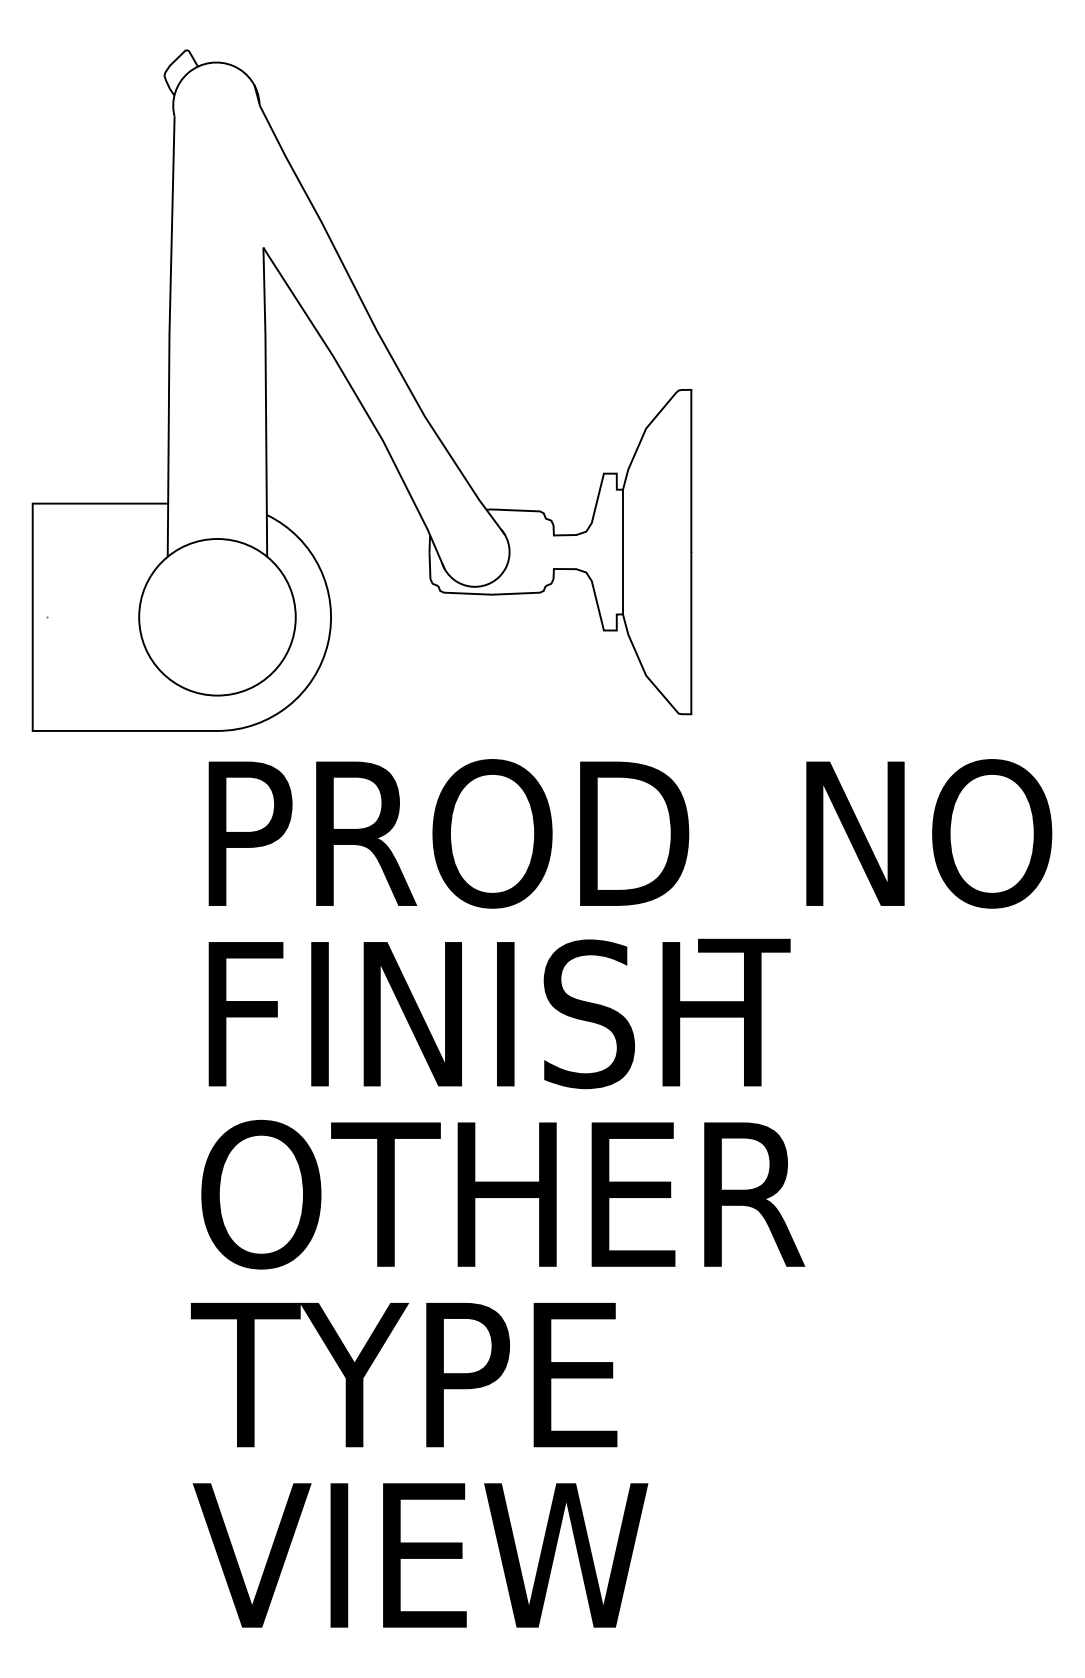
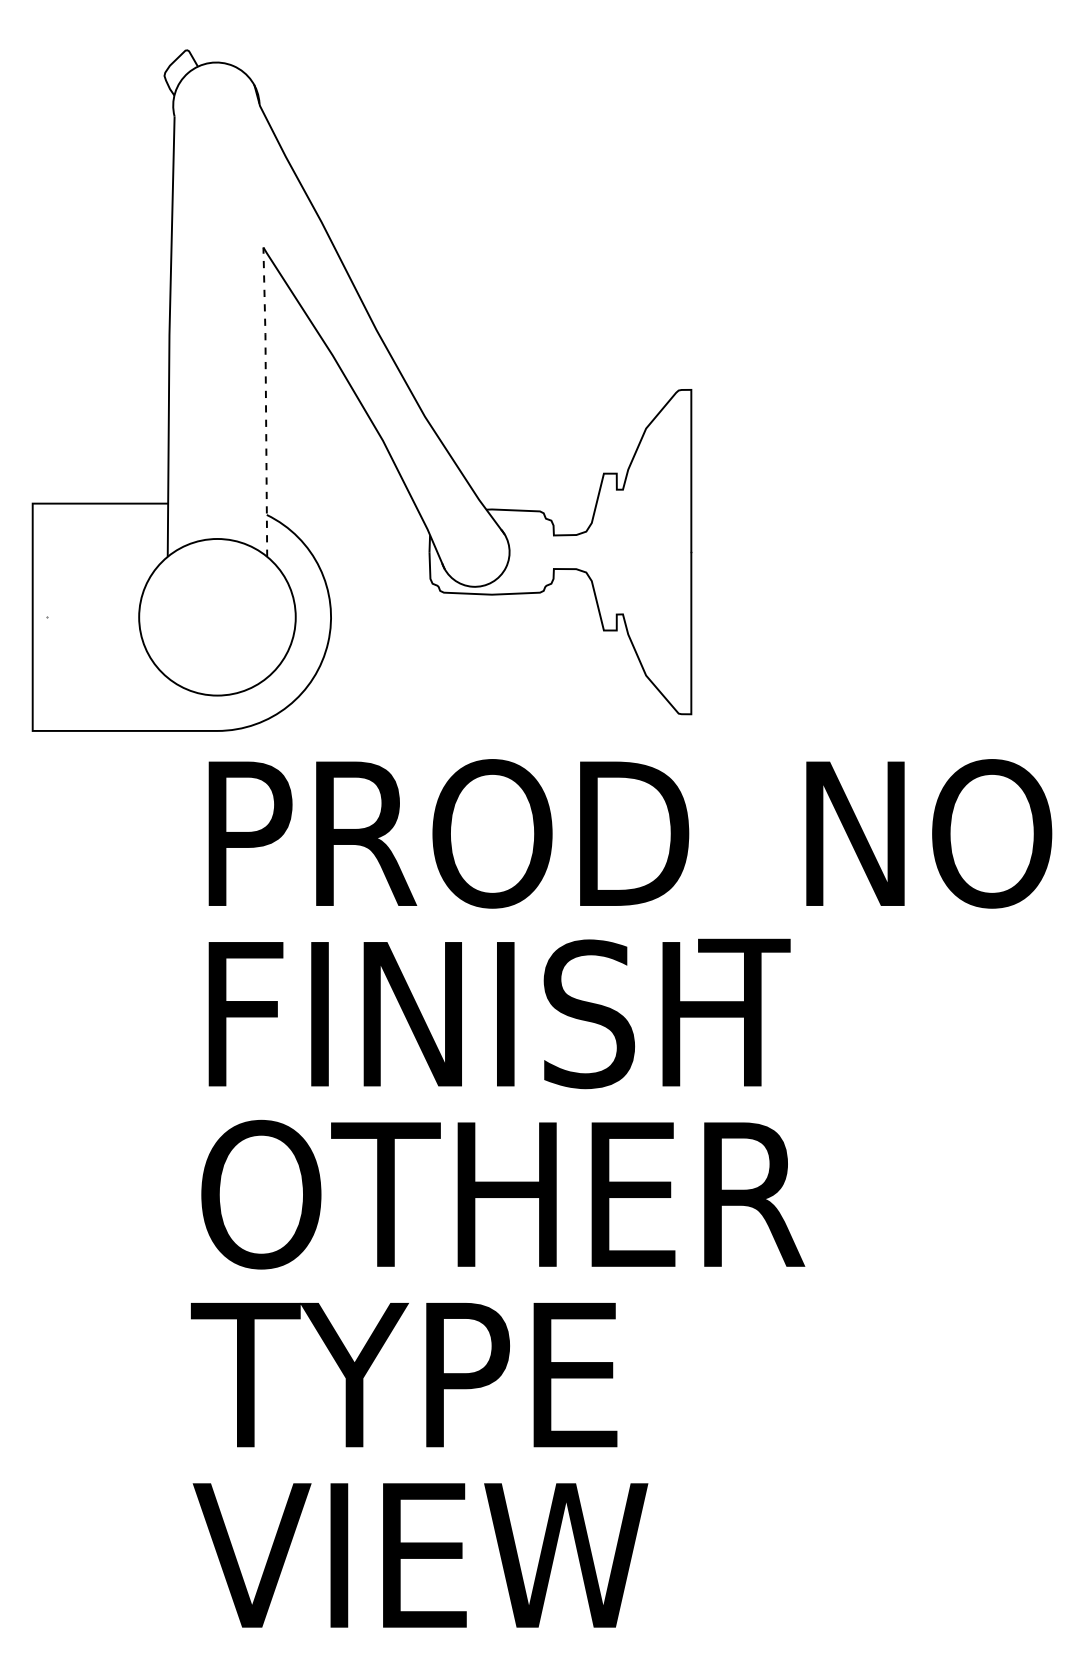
line: solid -> dashed (265, 400)
line: present -> none (622, 551)
